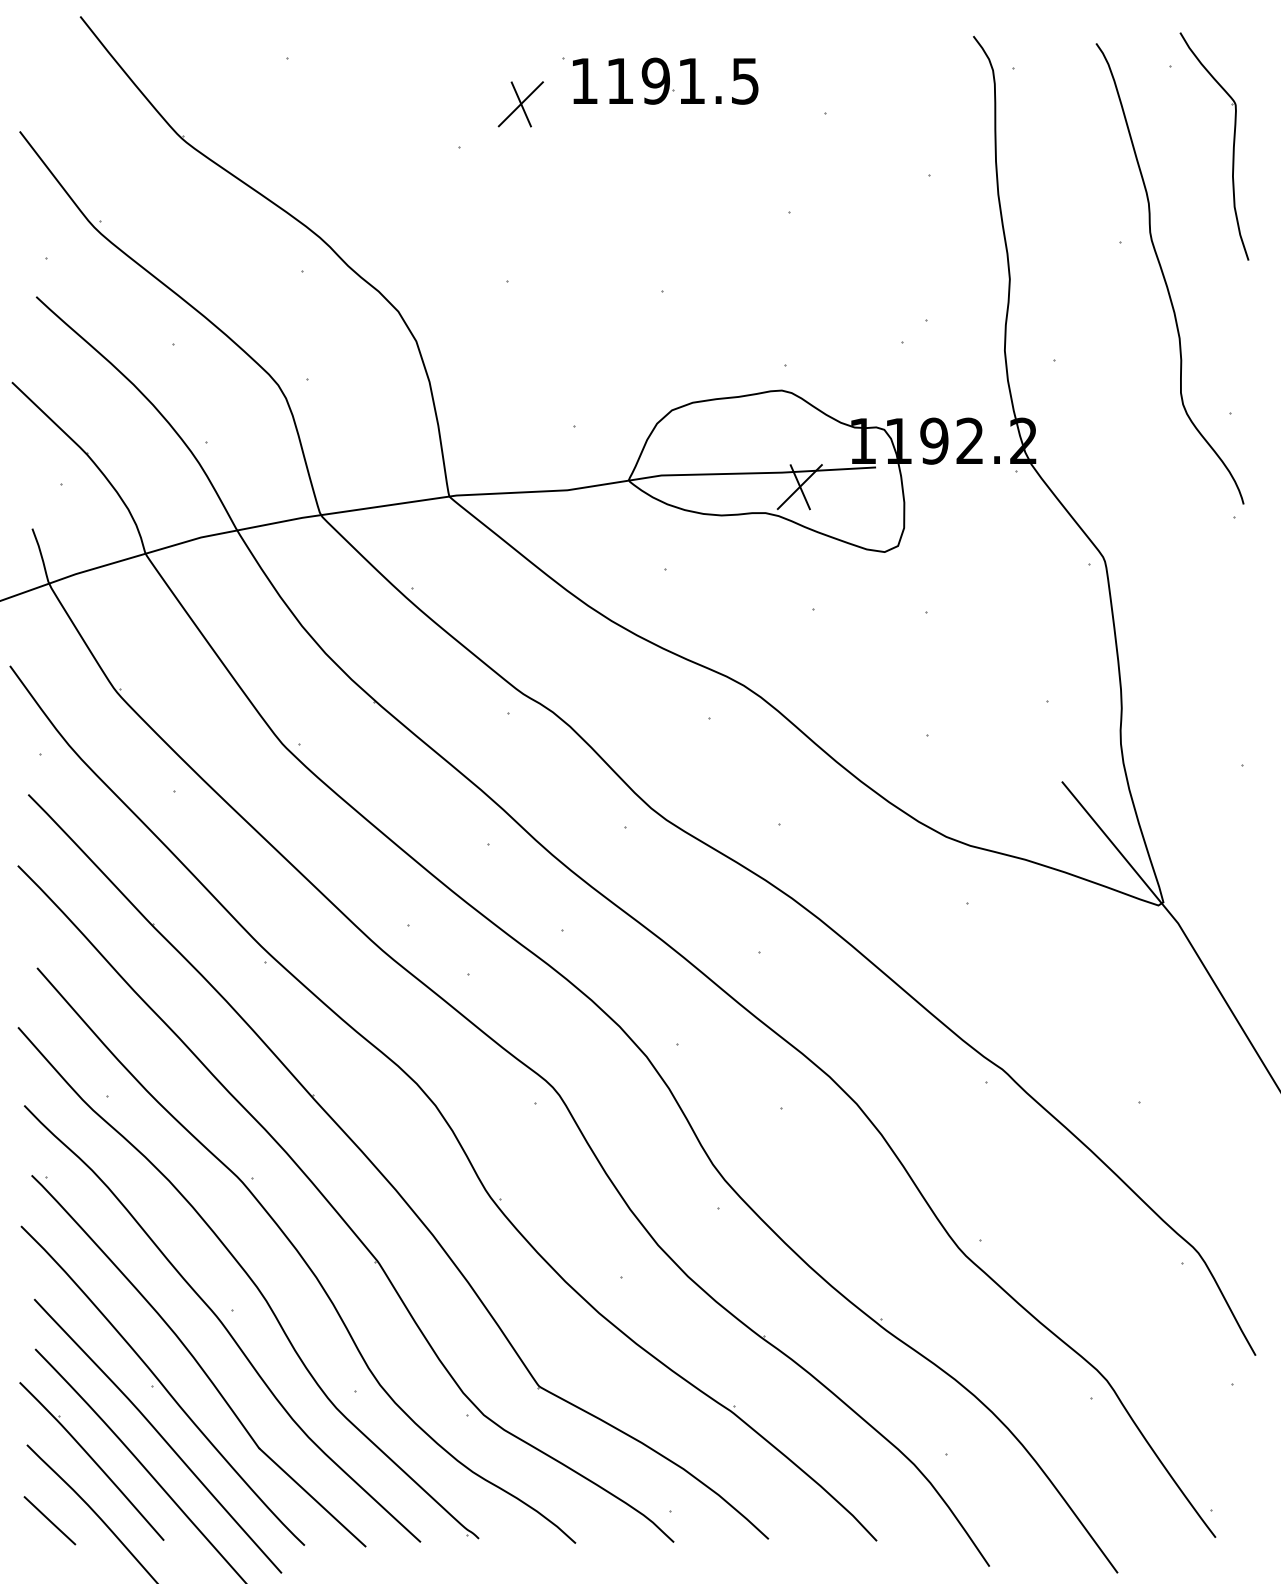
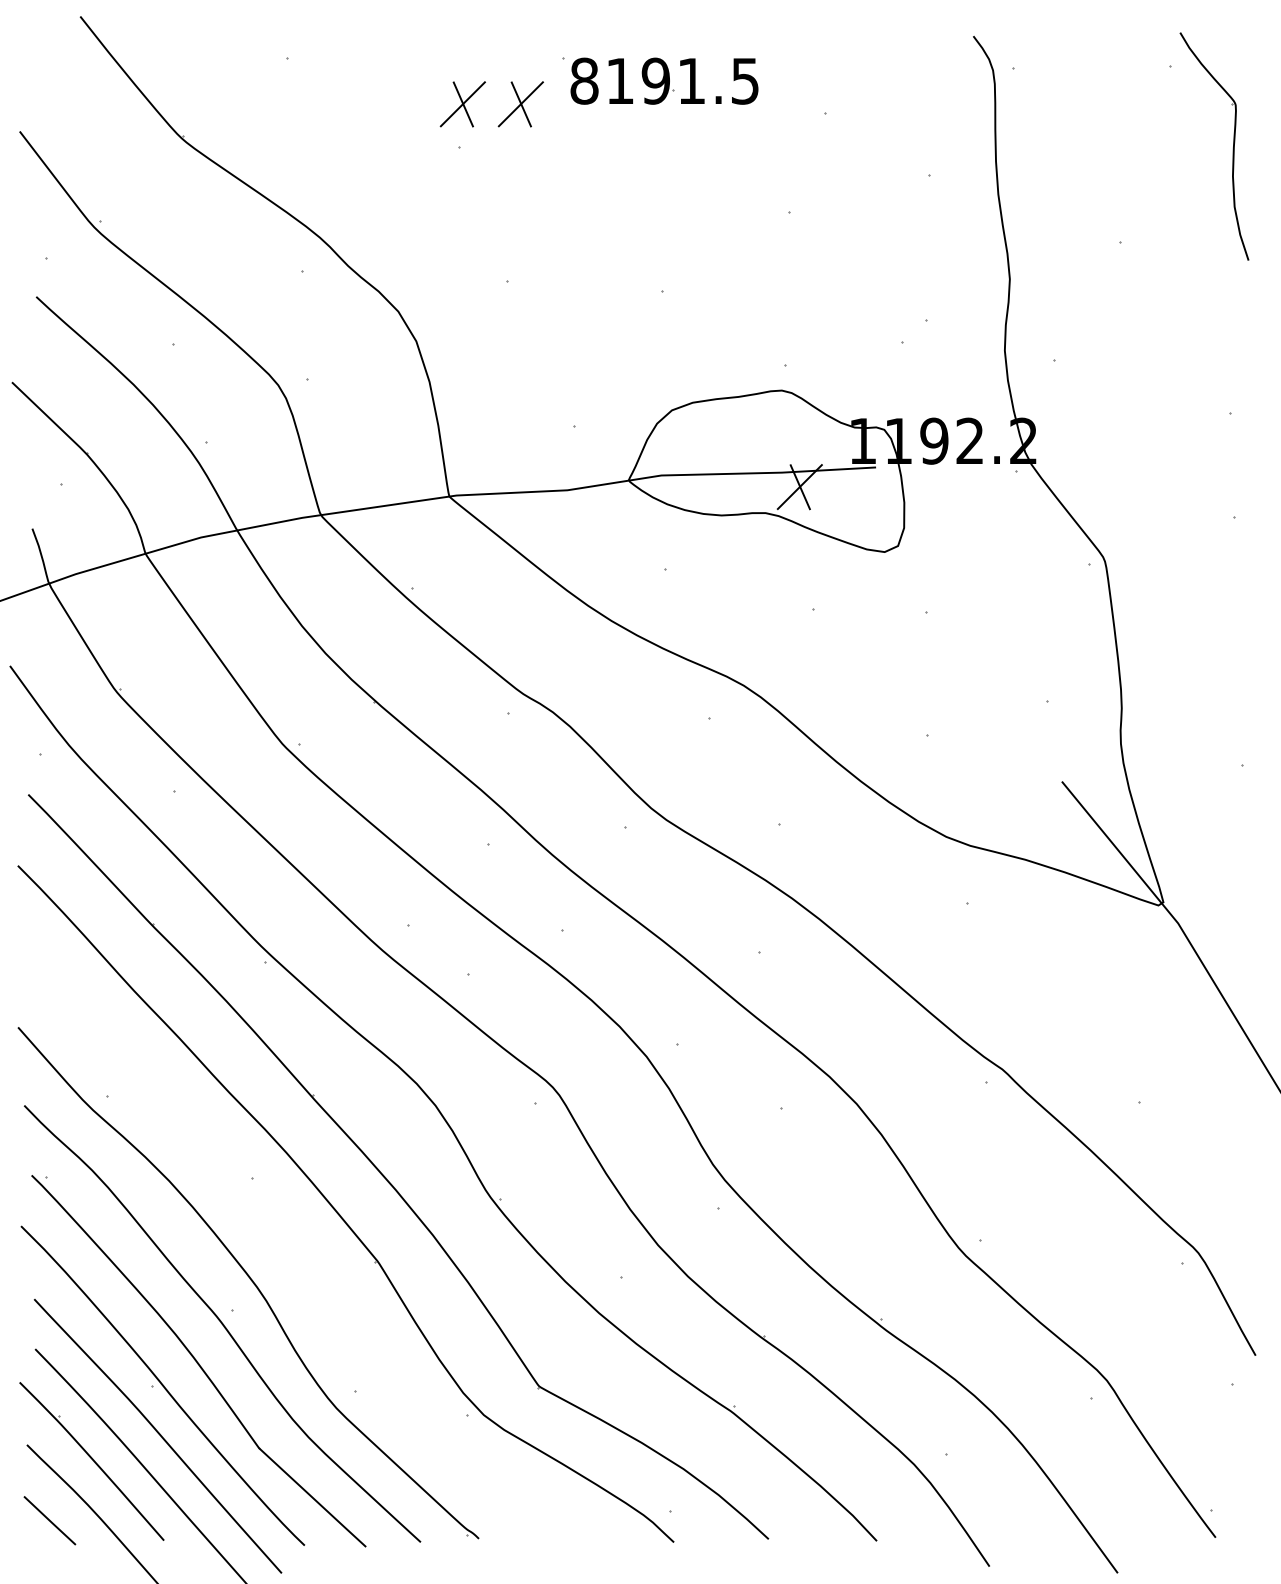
text: 1191.5 -> 8191.5 (584, 80)
part: none -> present (462, 104)
curve: present -> none (1164, 274)
curve: present -> none (303, 1257)
